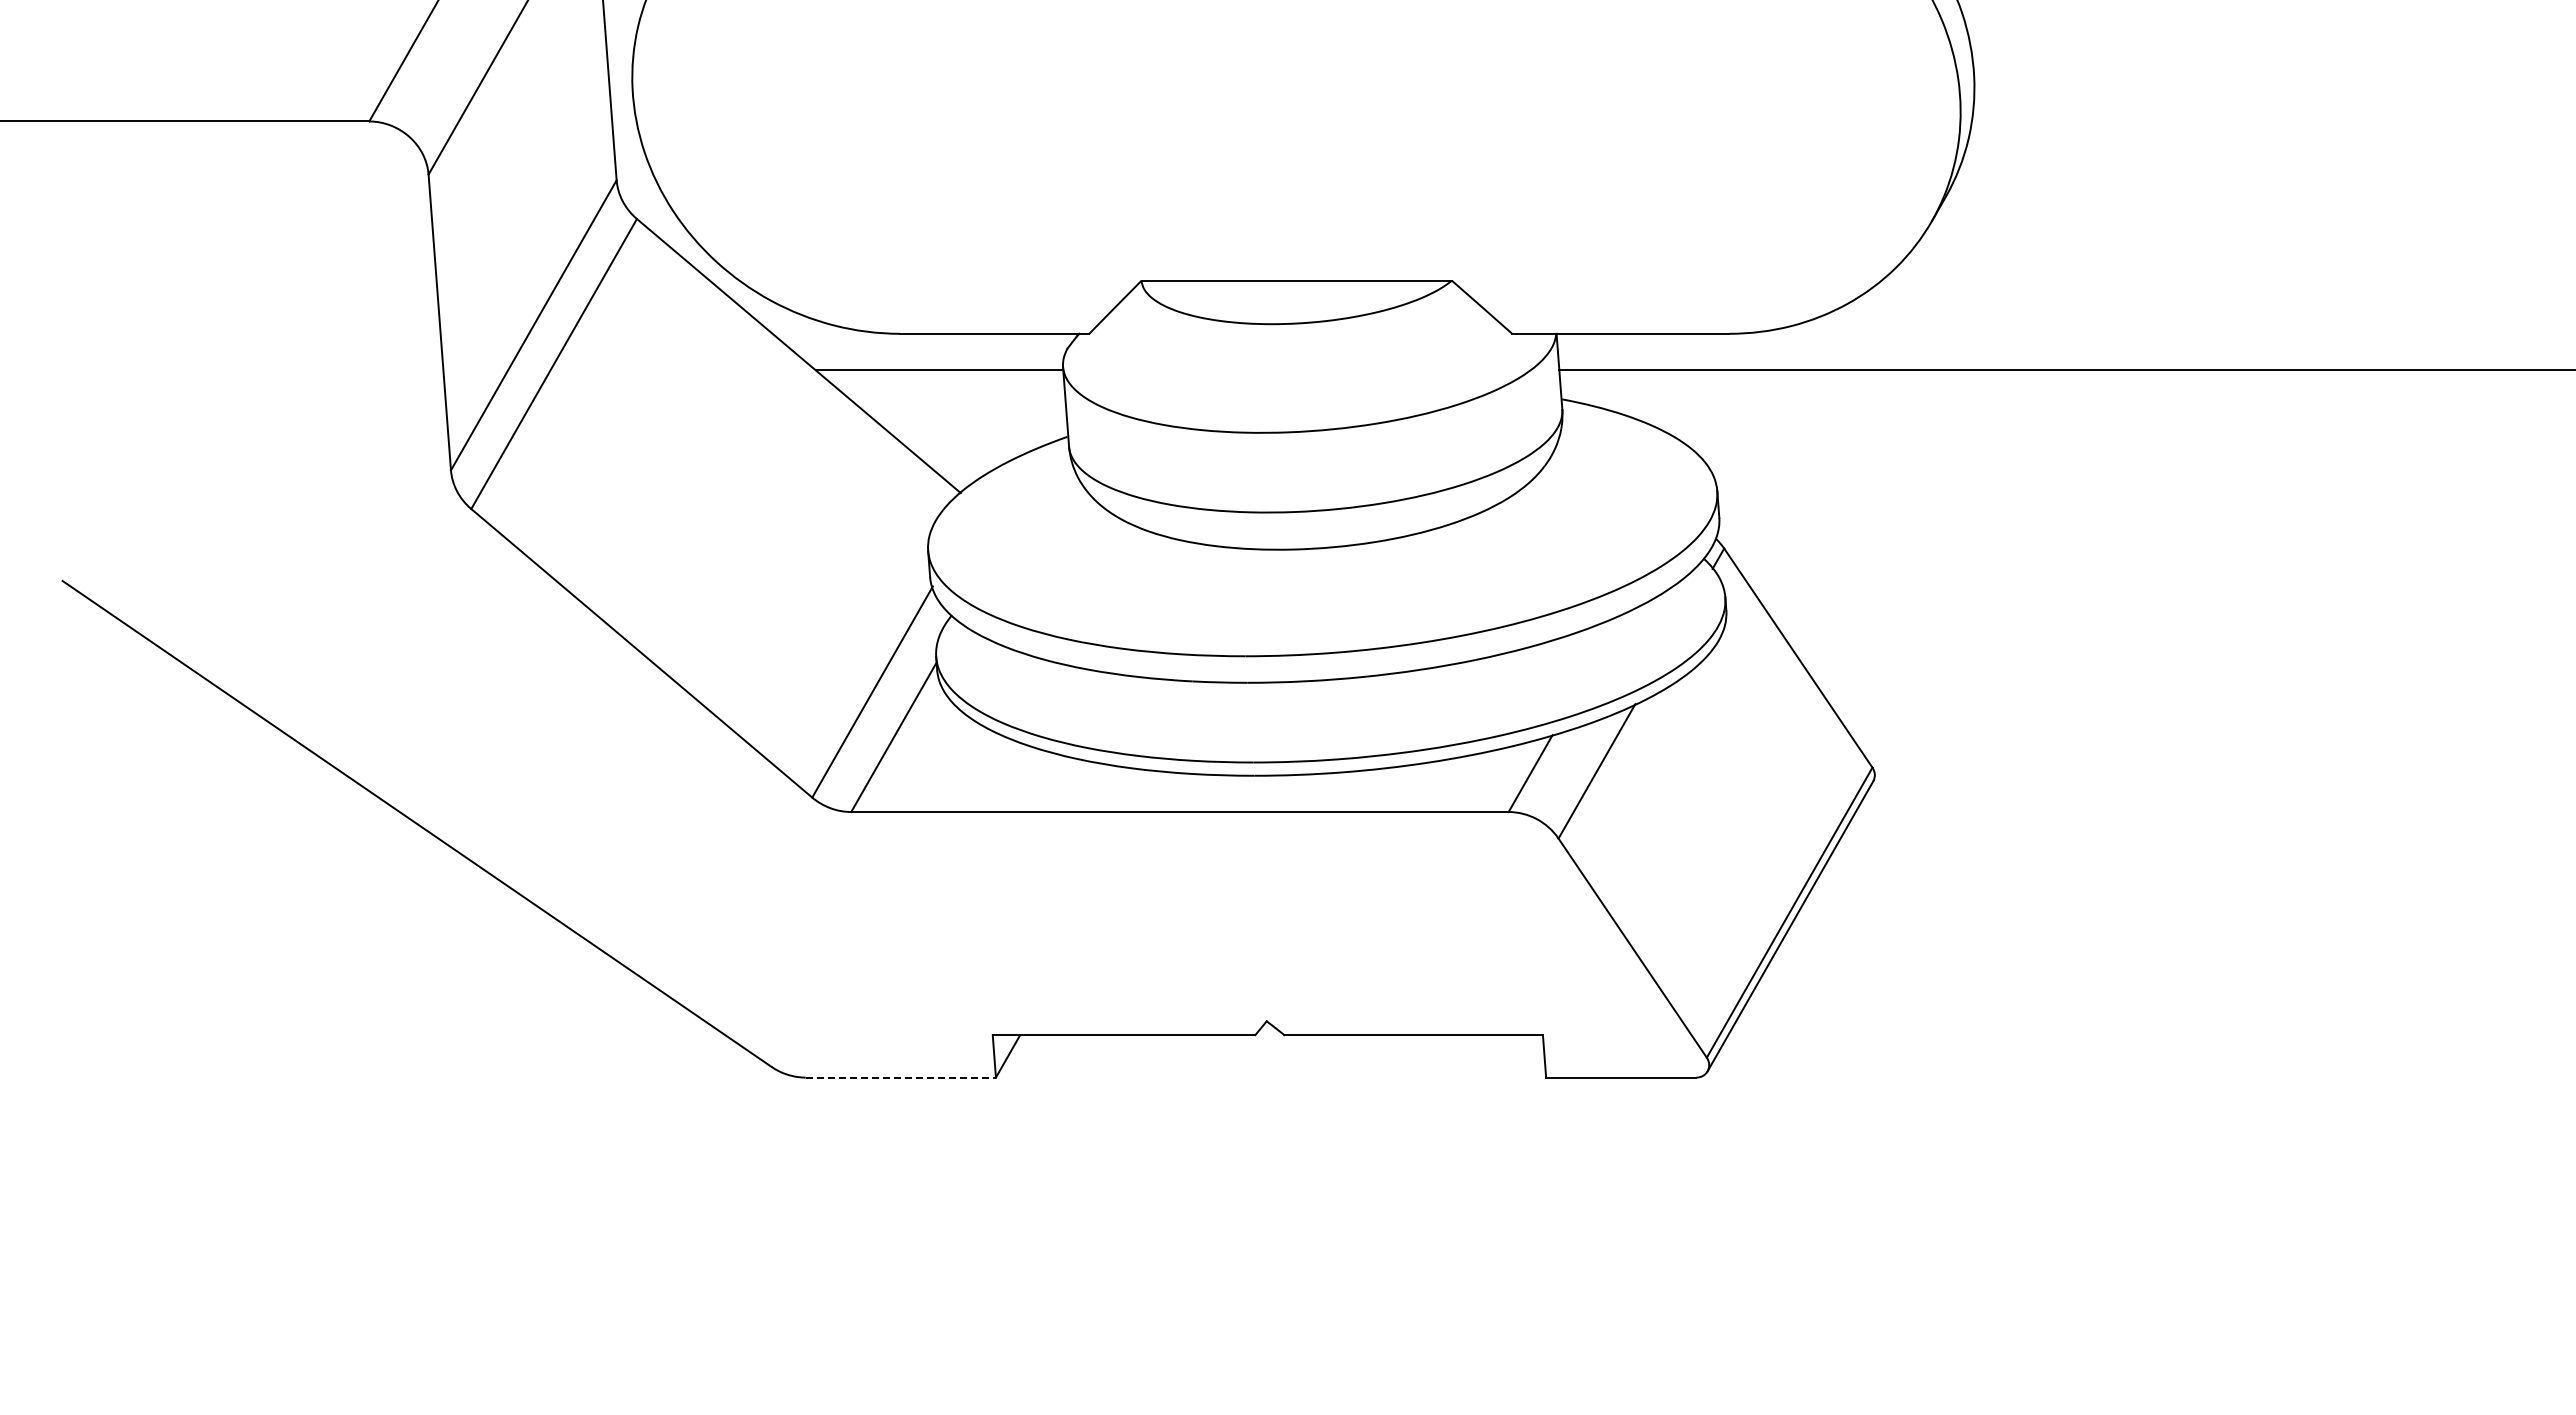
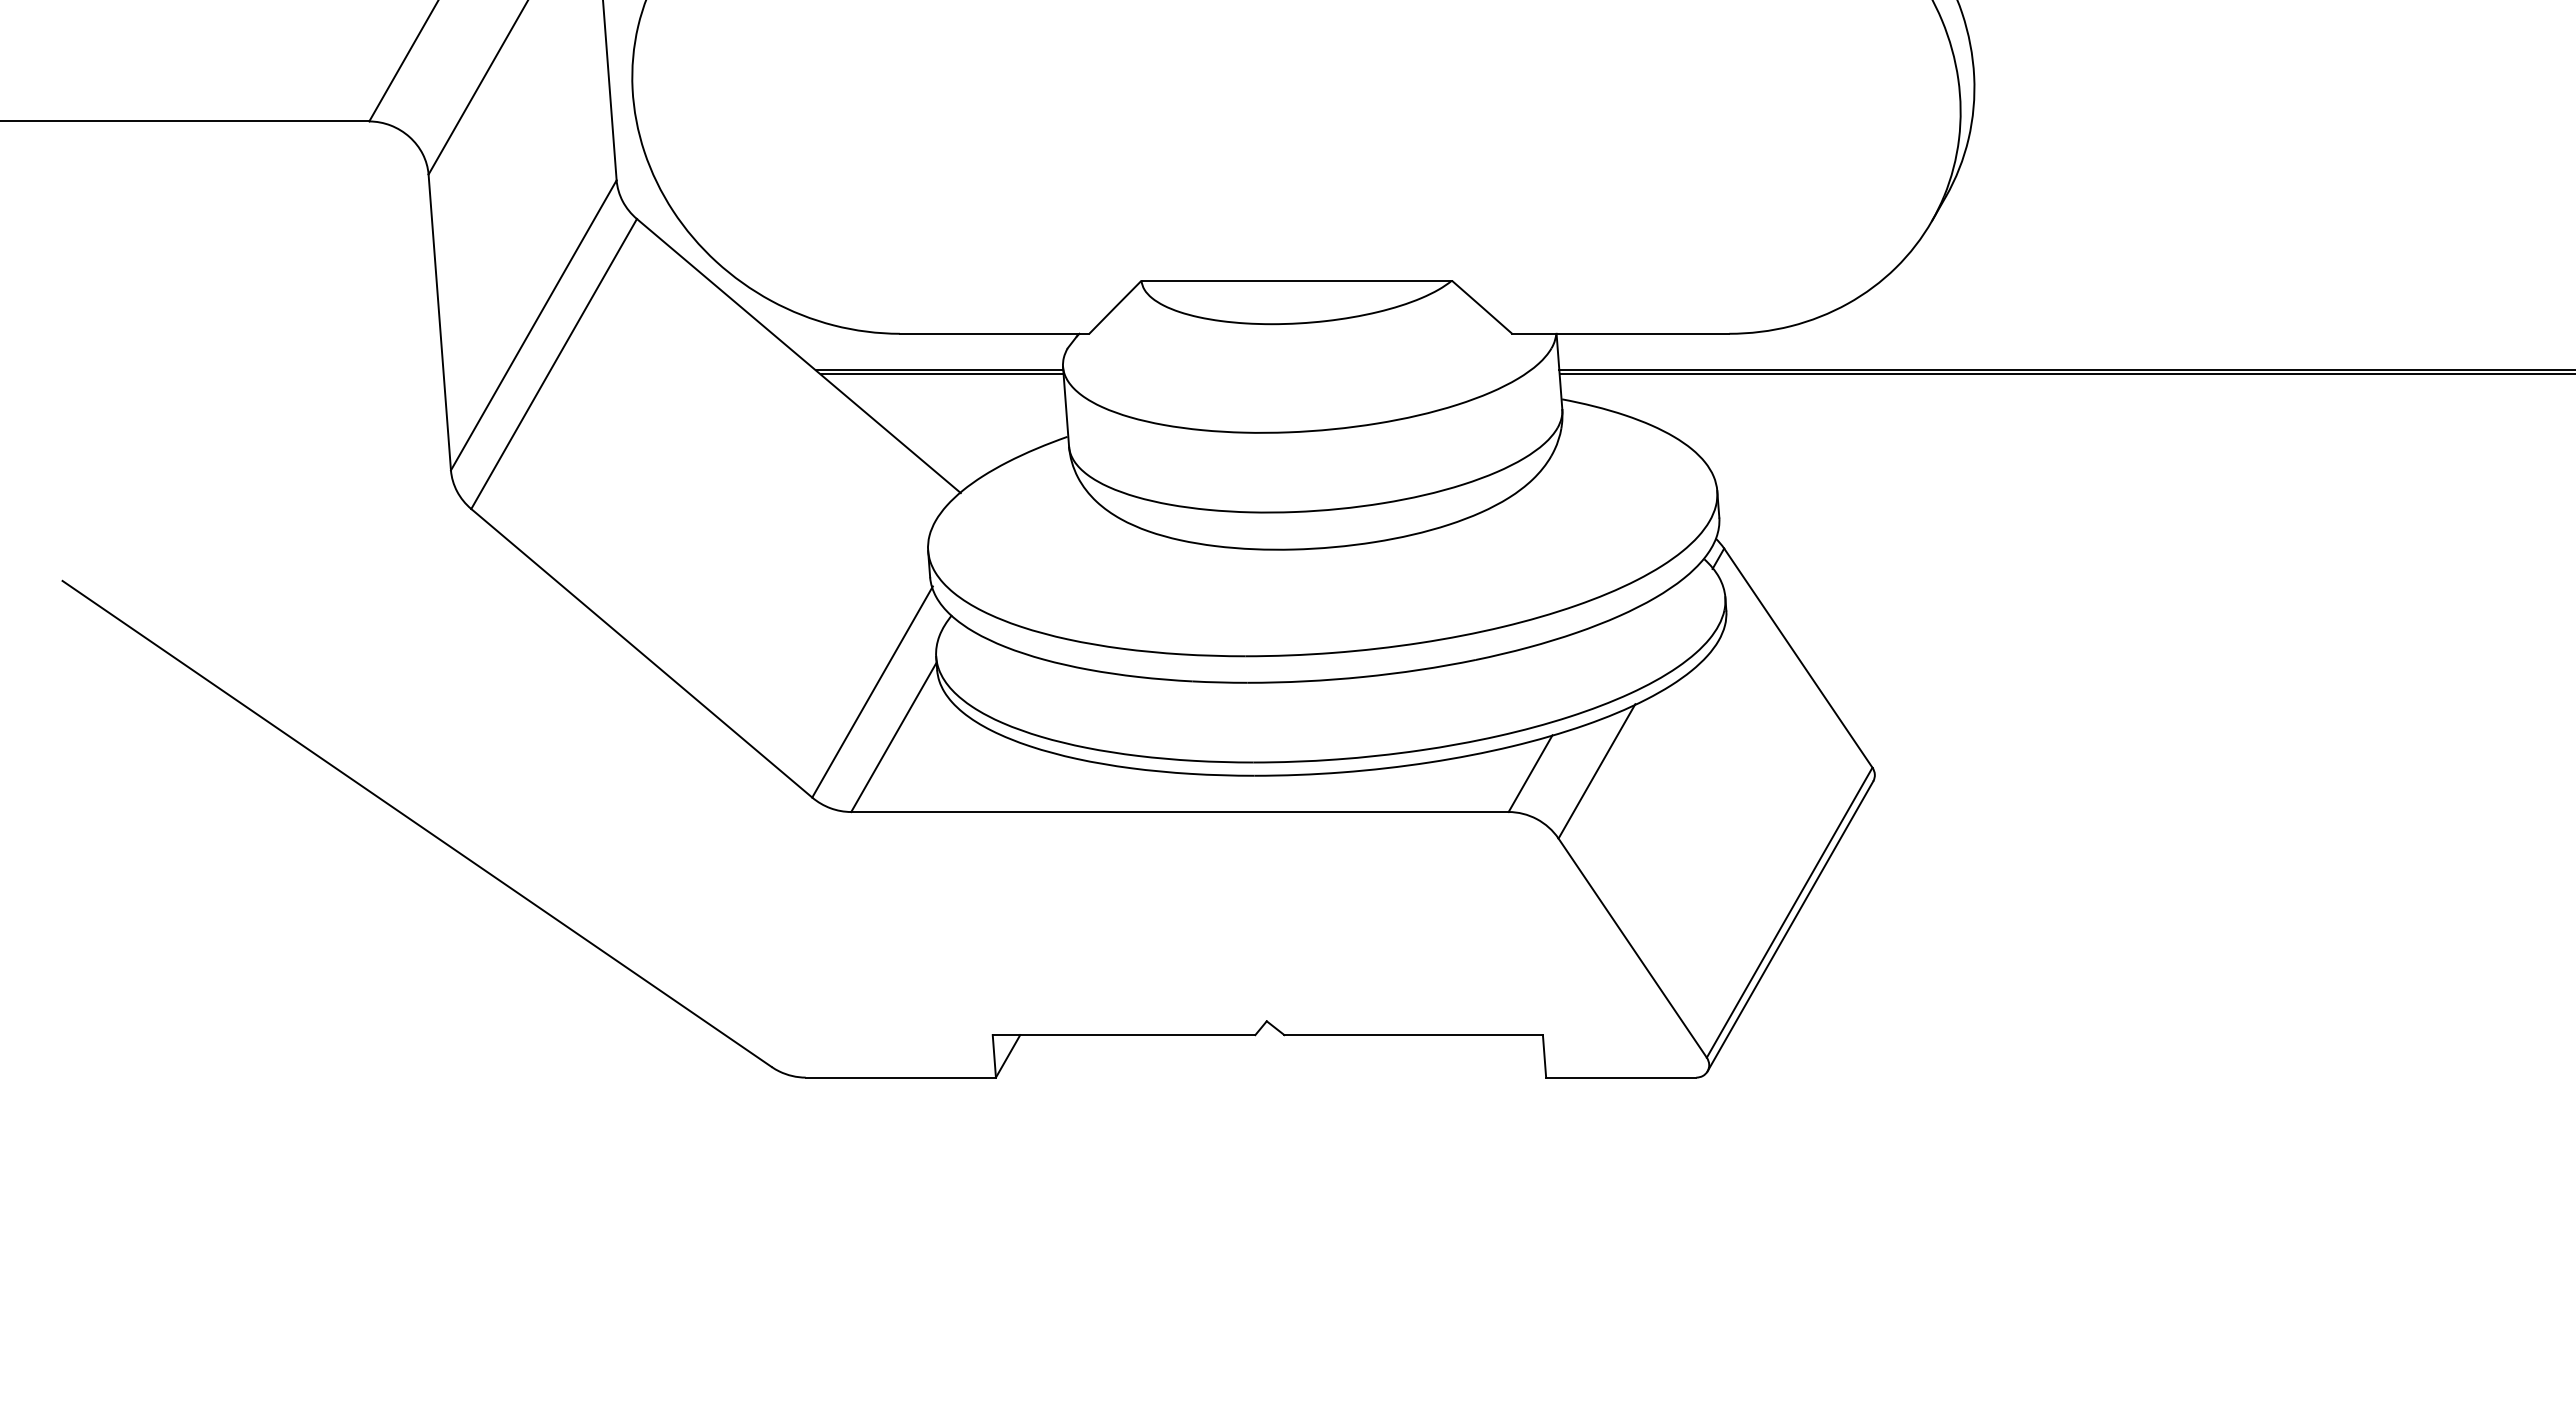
line: none -> present (941, 374)
line: none -> present (2065, 374)
line: dashed -> solid (901, 1077)
